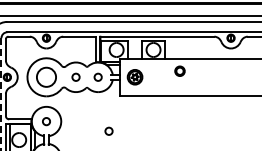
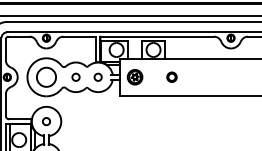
part position: (179, 70) -> (171, 76) (171, 76)
line: dashed -> solid (1, 94)
circle: present -> none (108, 130)
